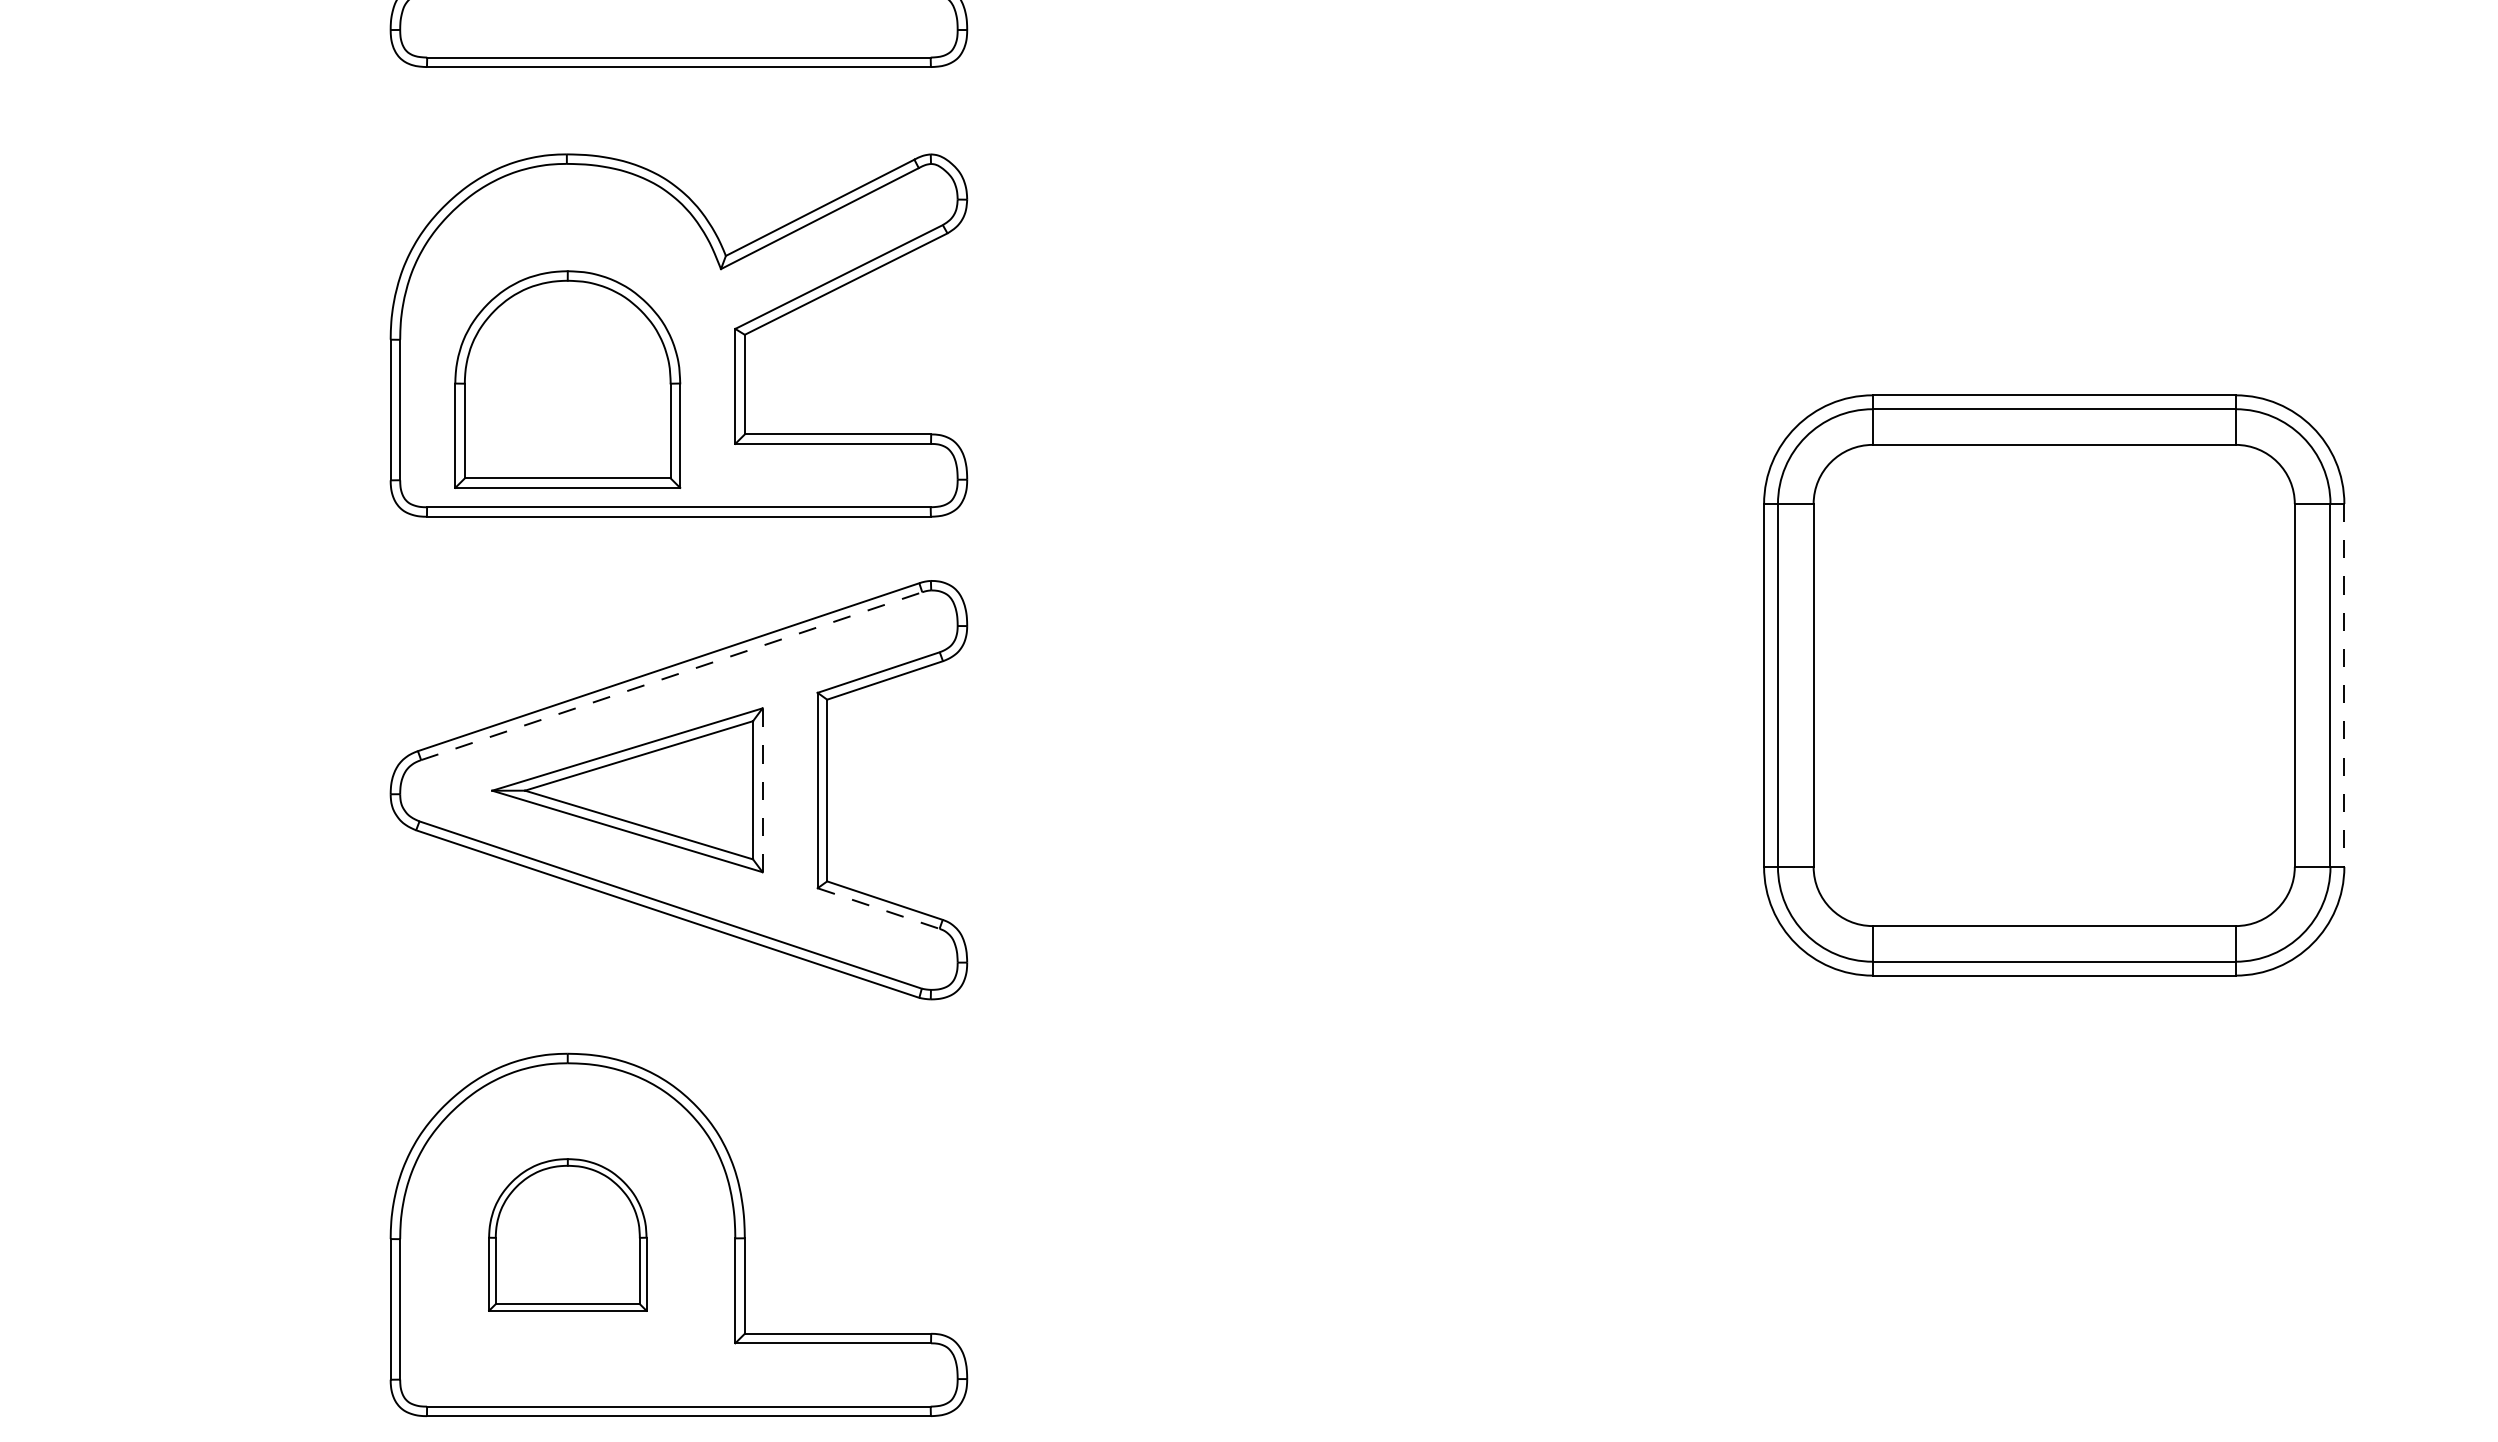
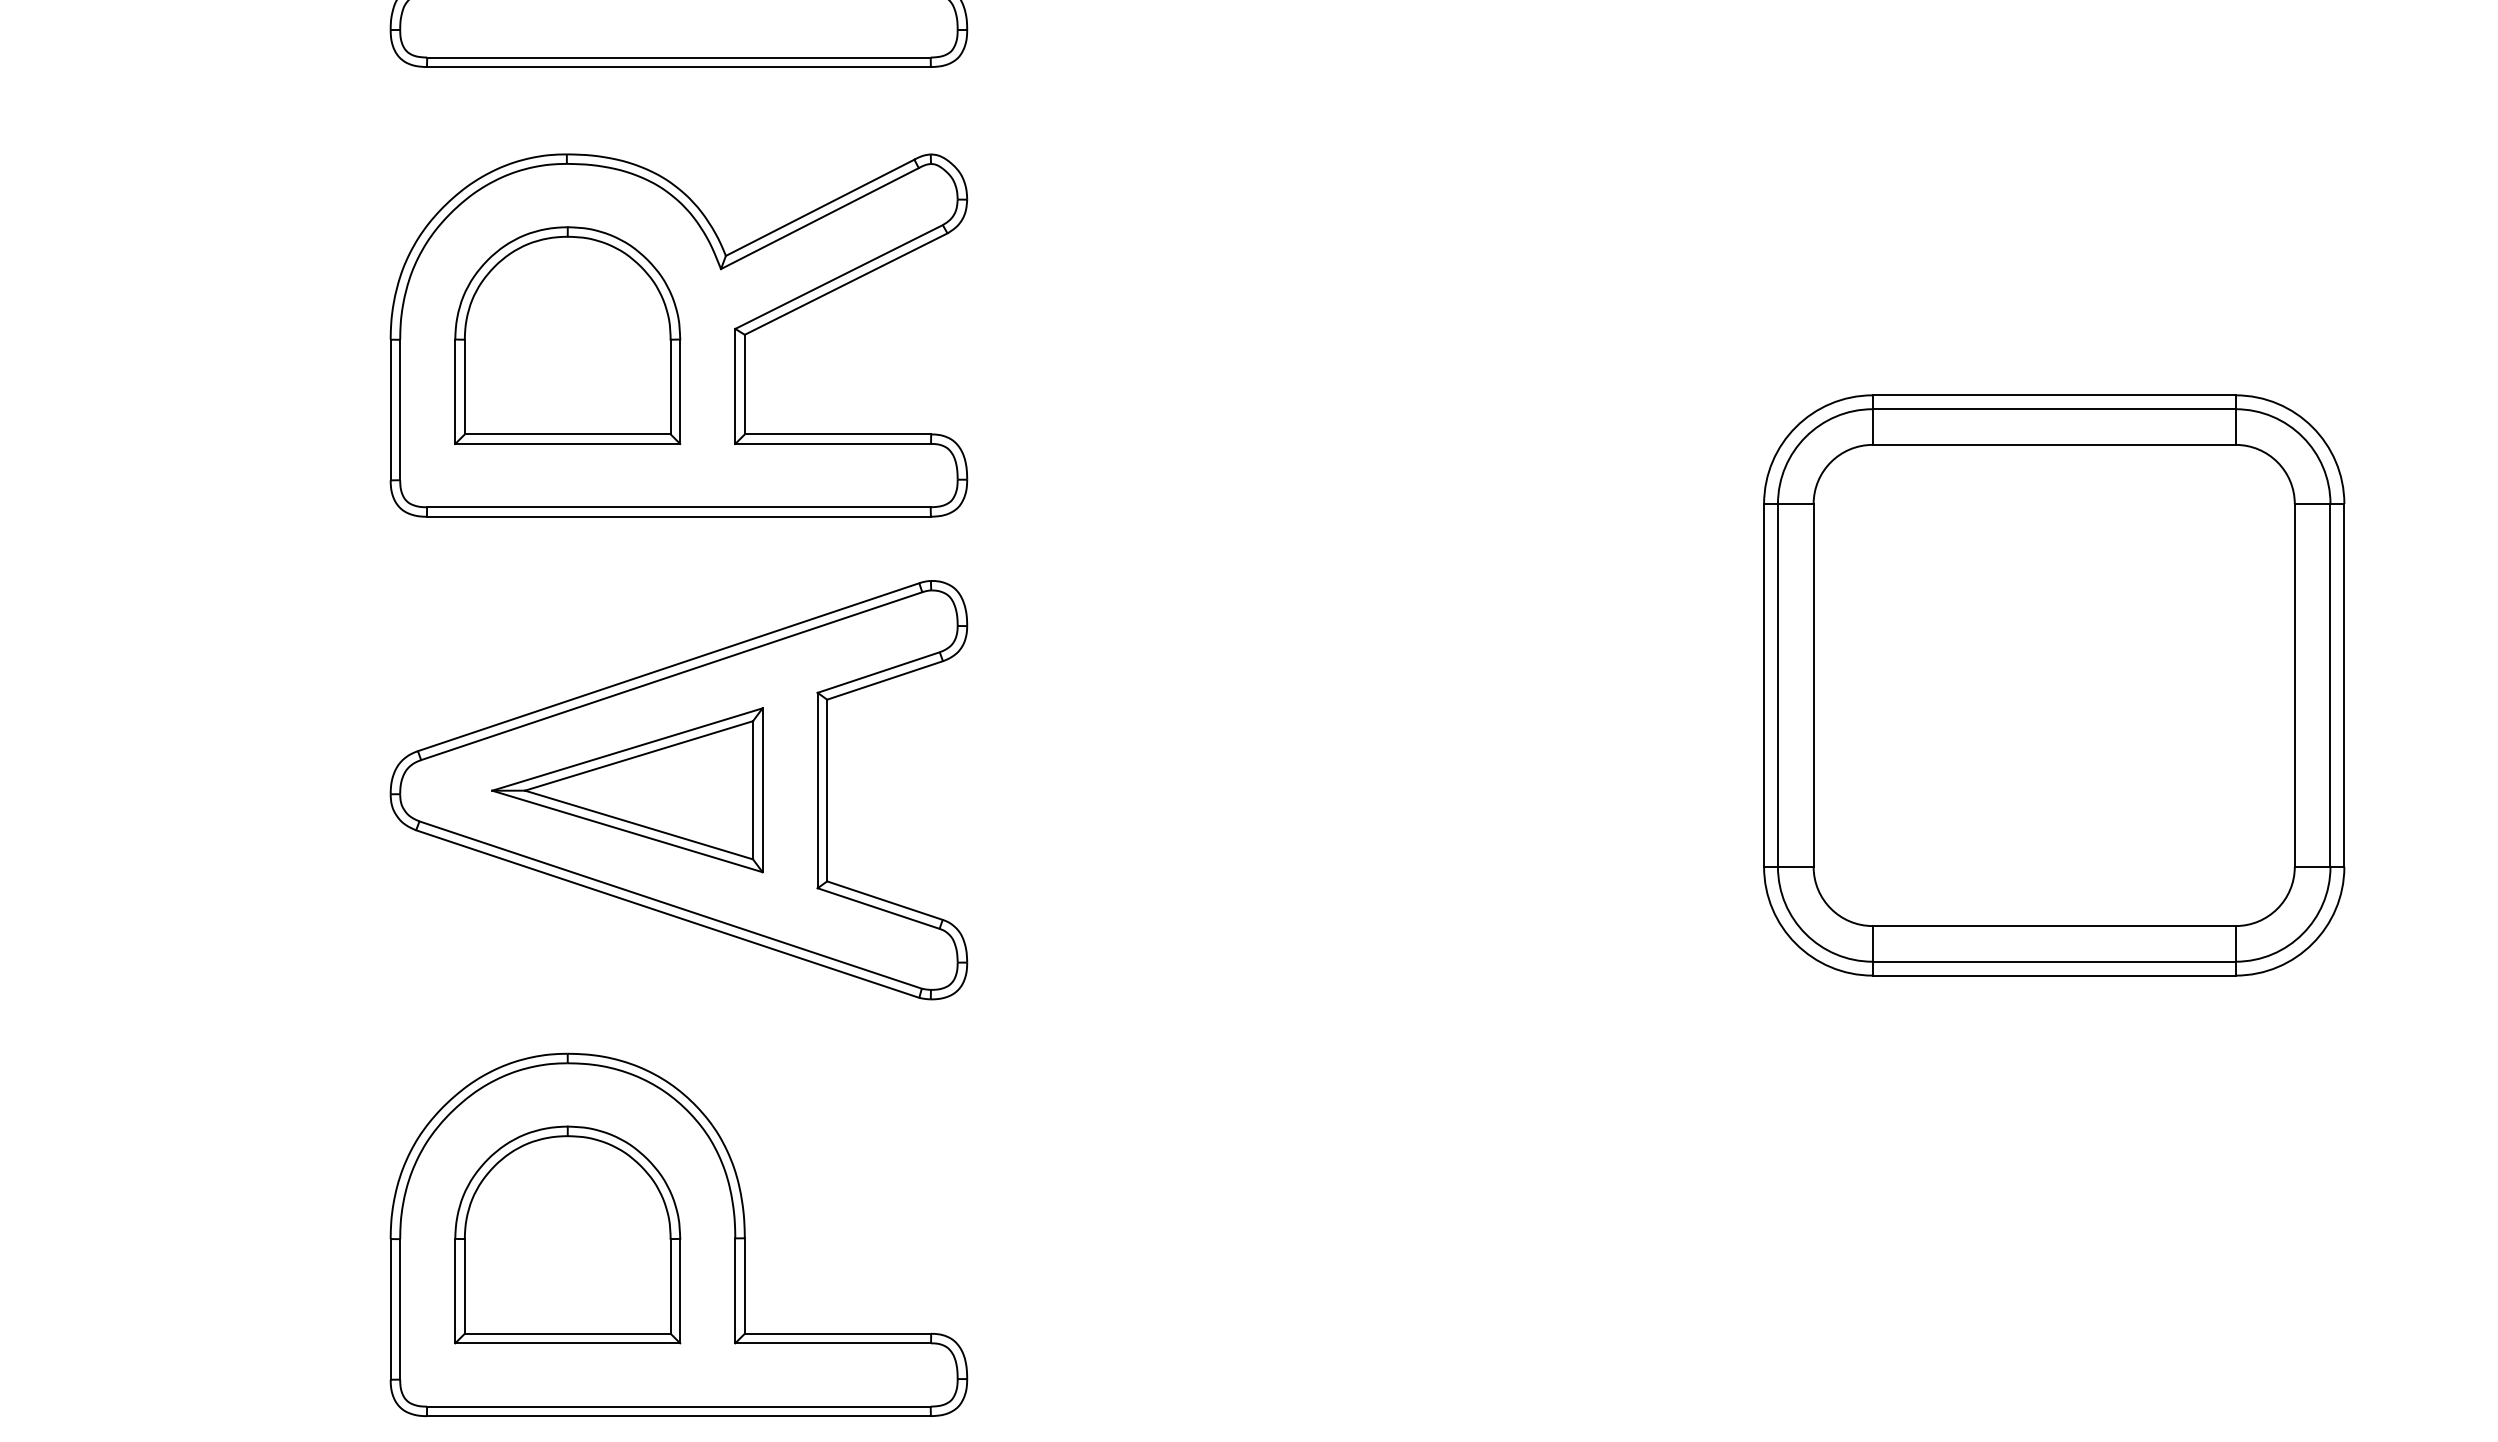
part position: (567, 379) -> (567, 335) (567, 335)
line: dashed -> solid (672, 676)
line: dashed -> solid (2344, 685)
line: dashed -> solid (762, 790)
line: dashed -> solid (879, 908)
part size: 160x154 px -> 228x220 px (567, 1234)
